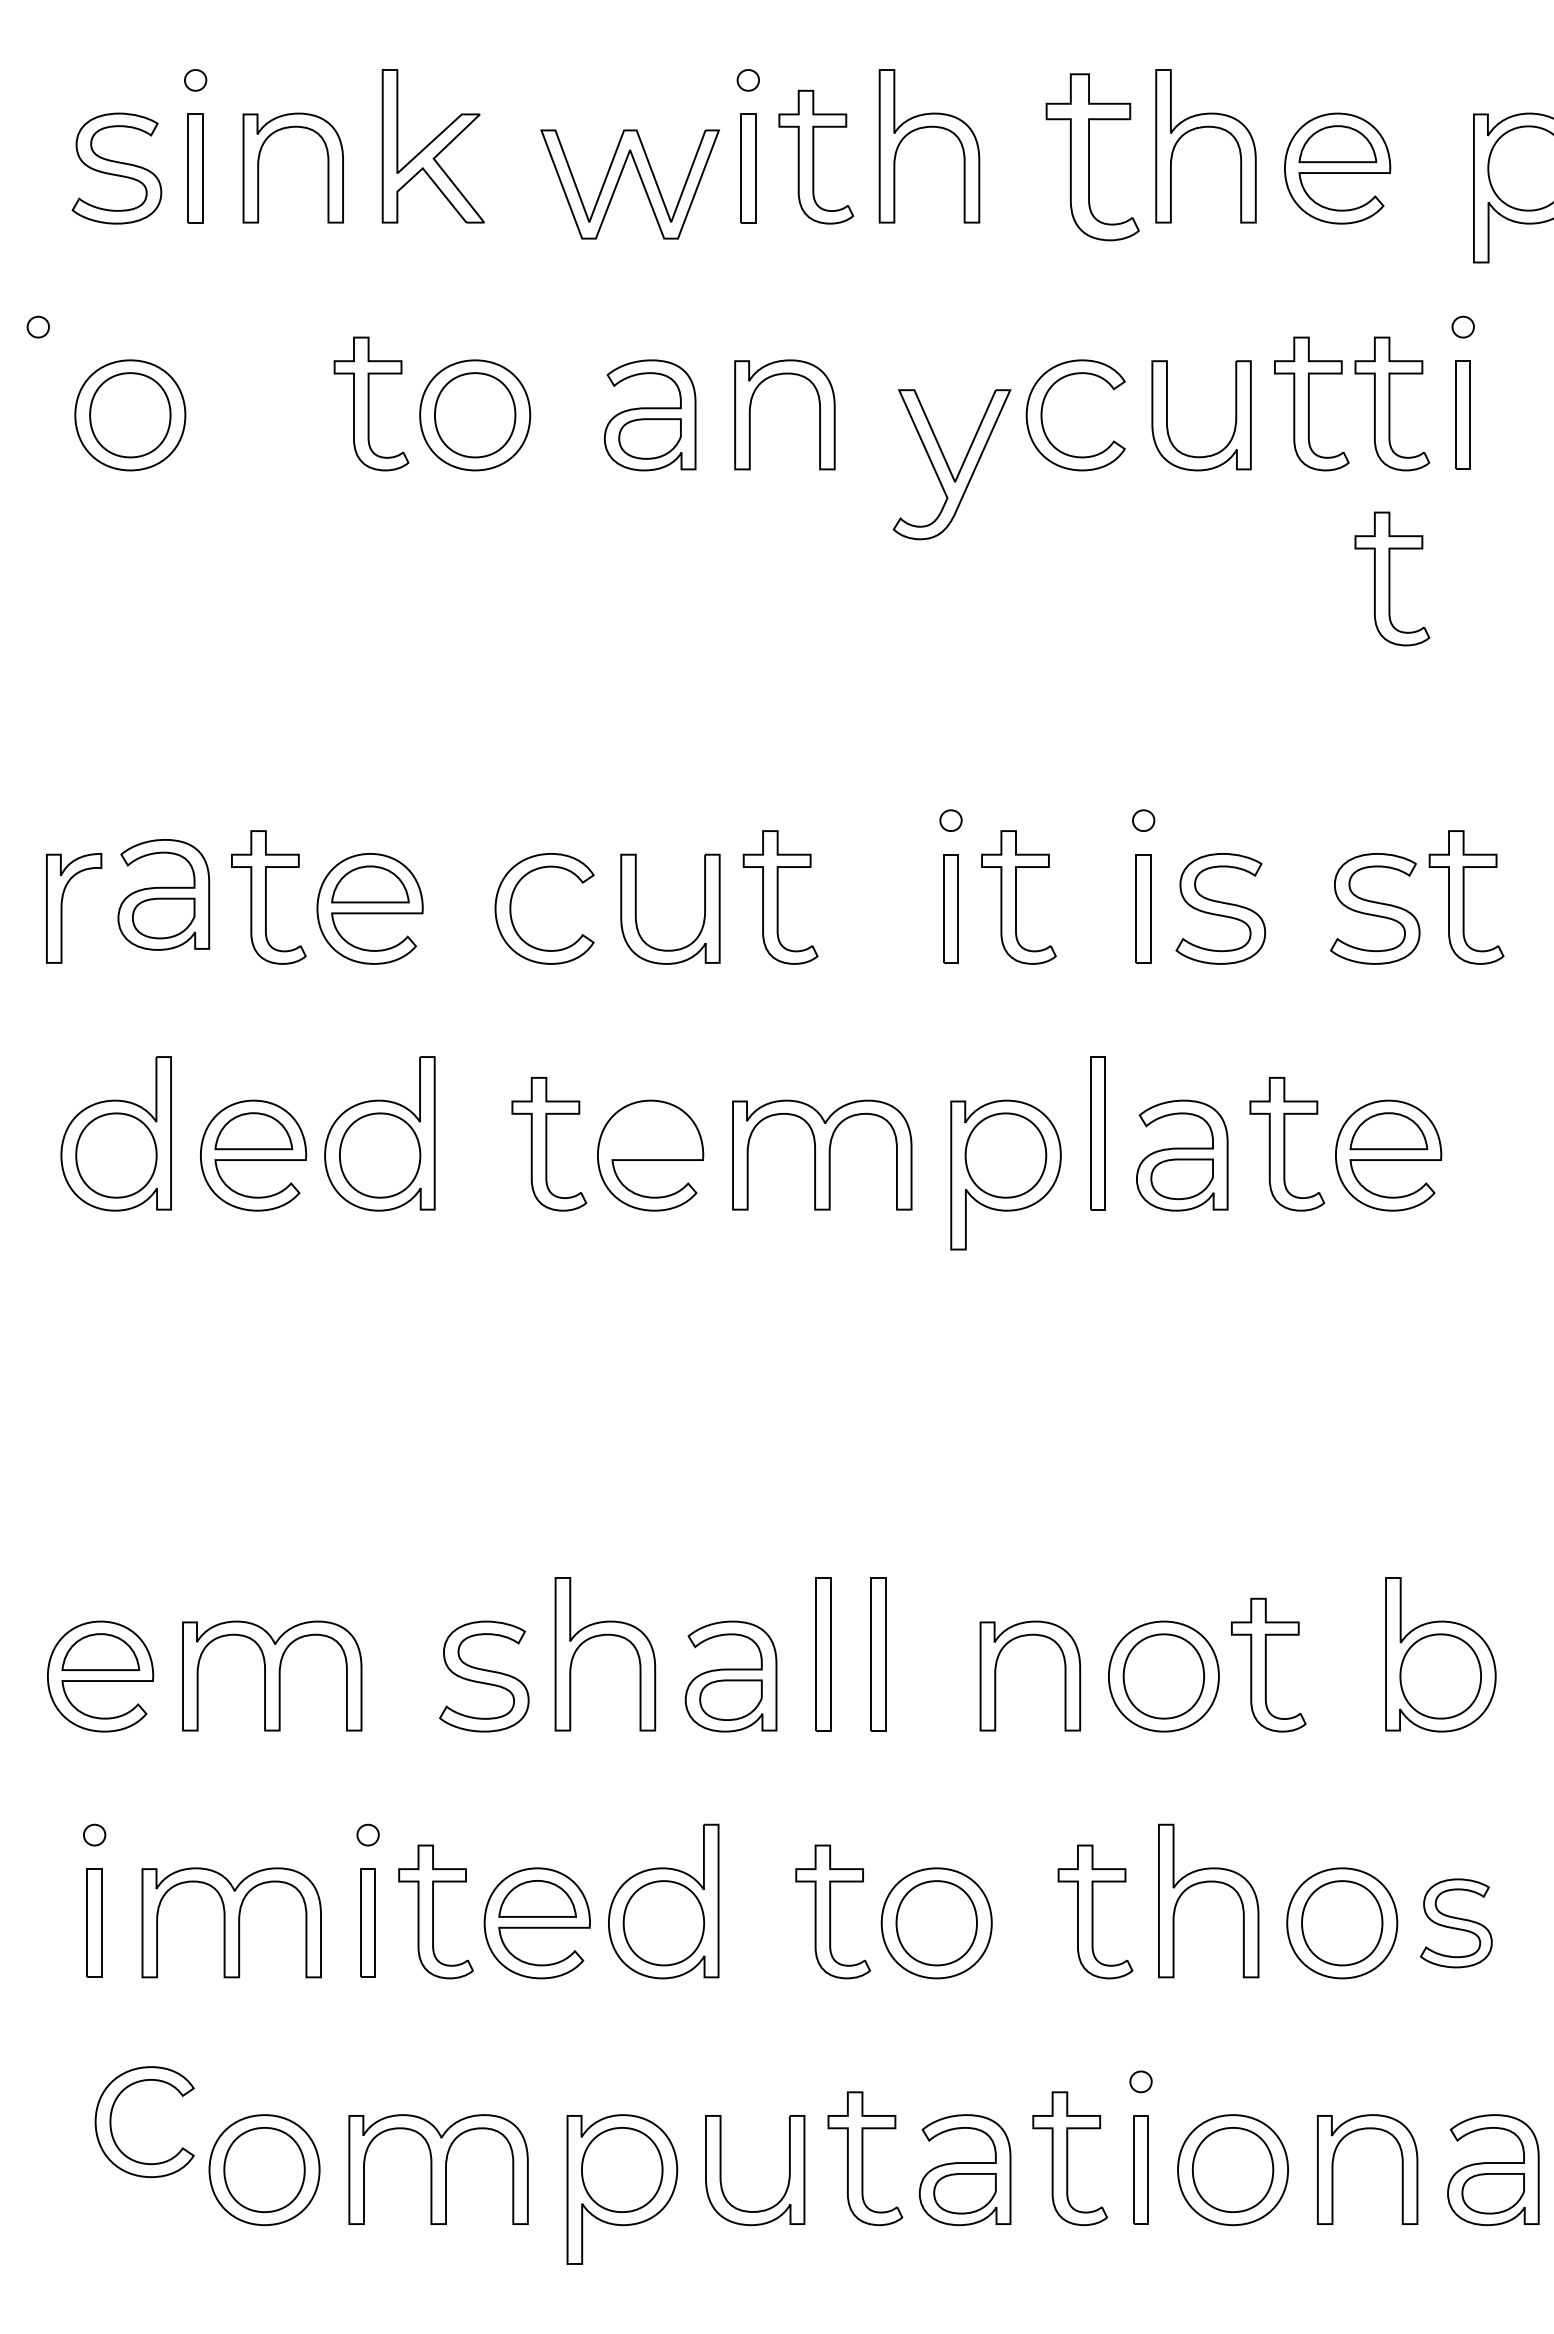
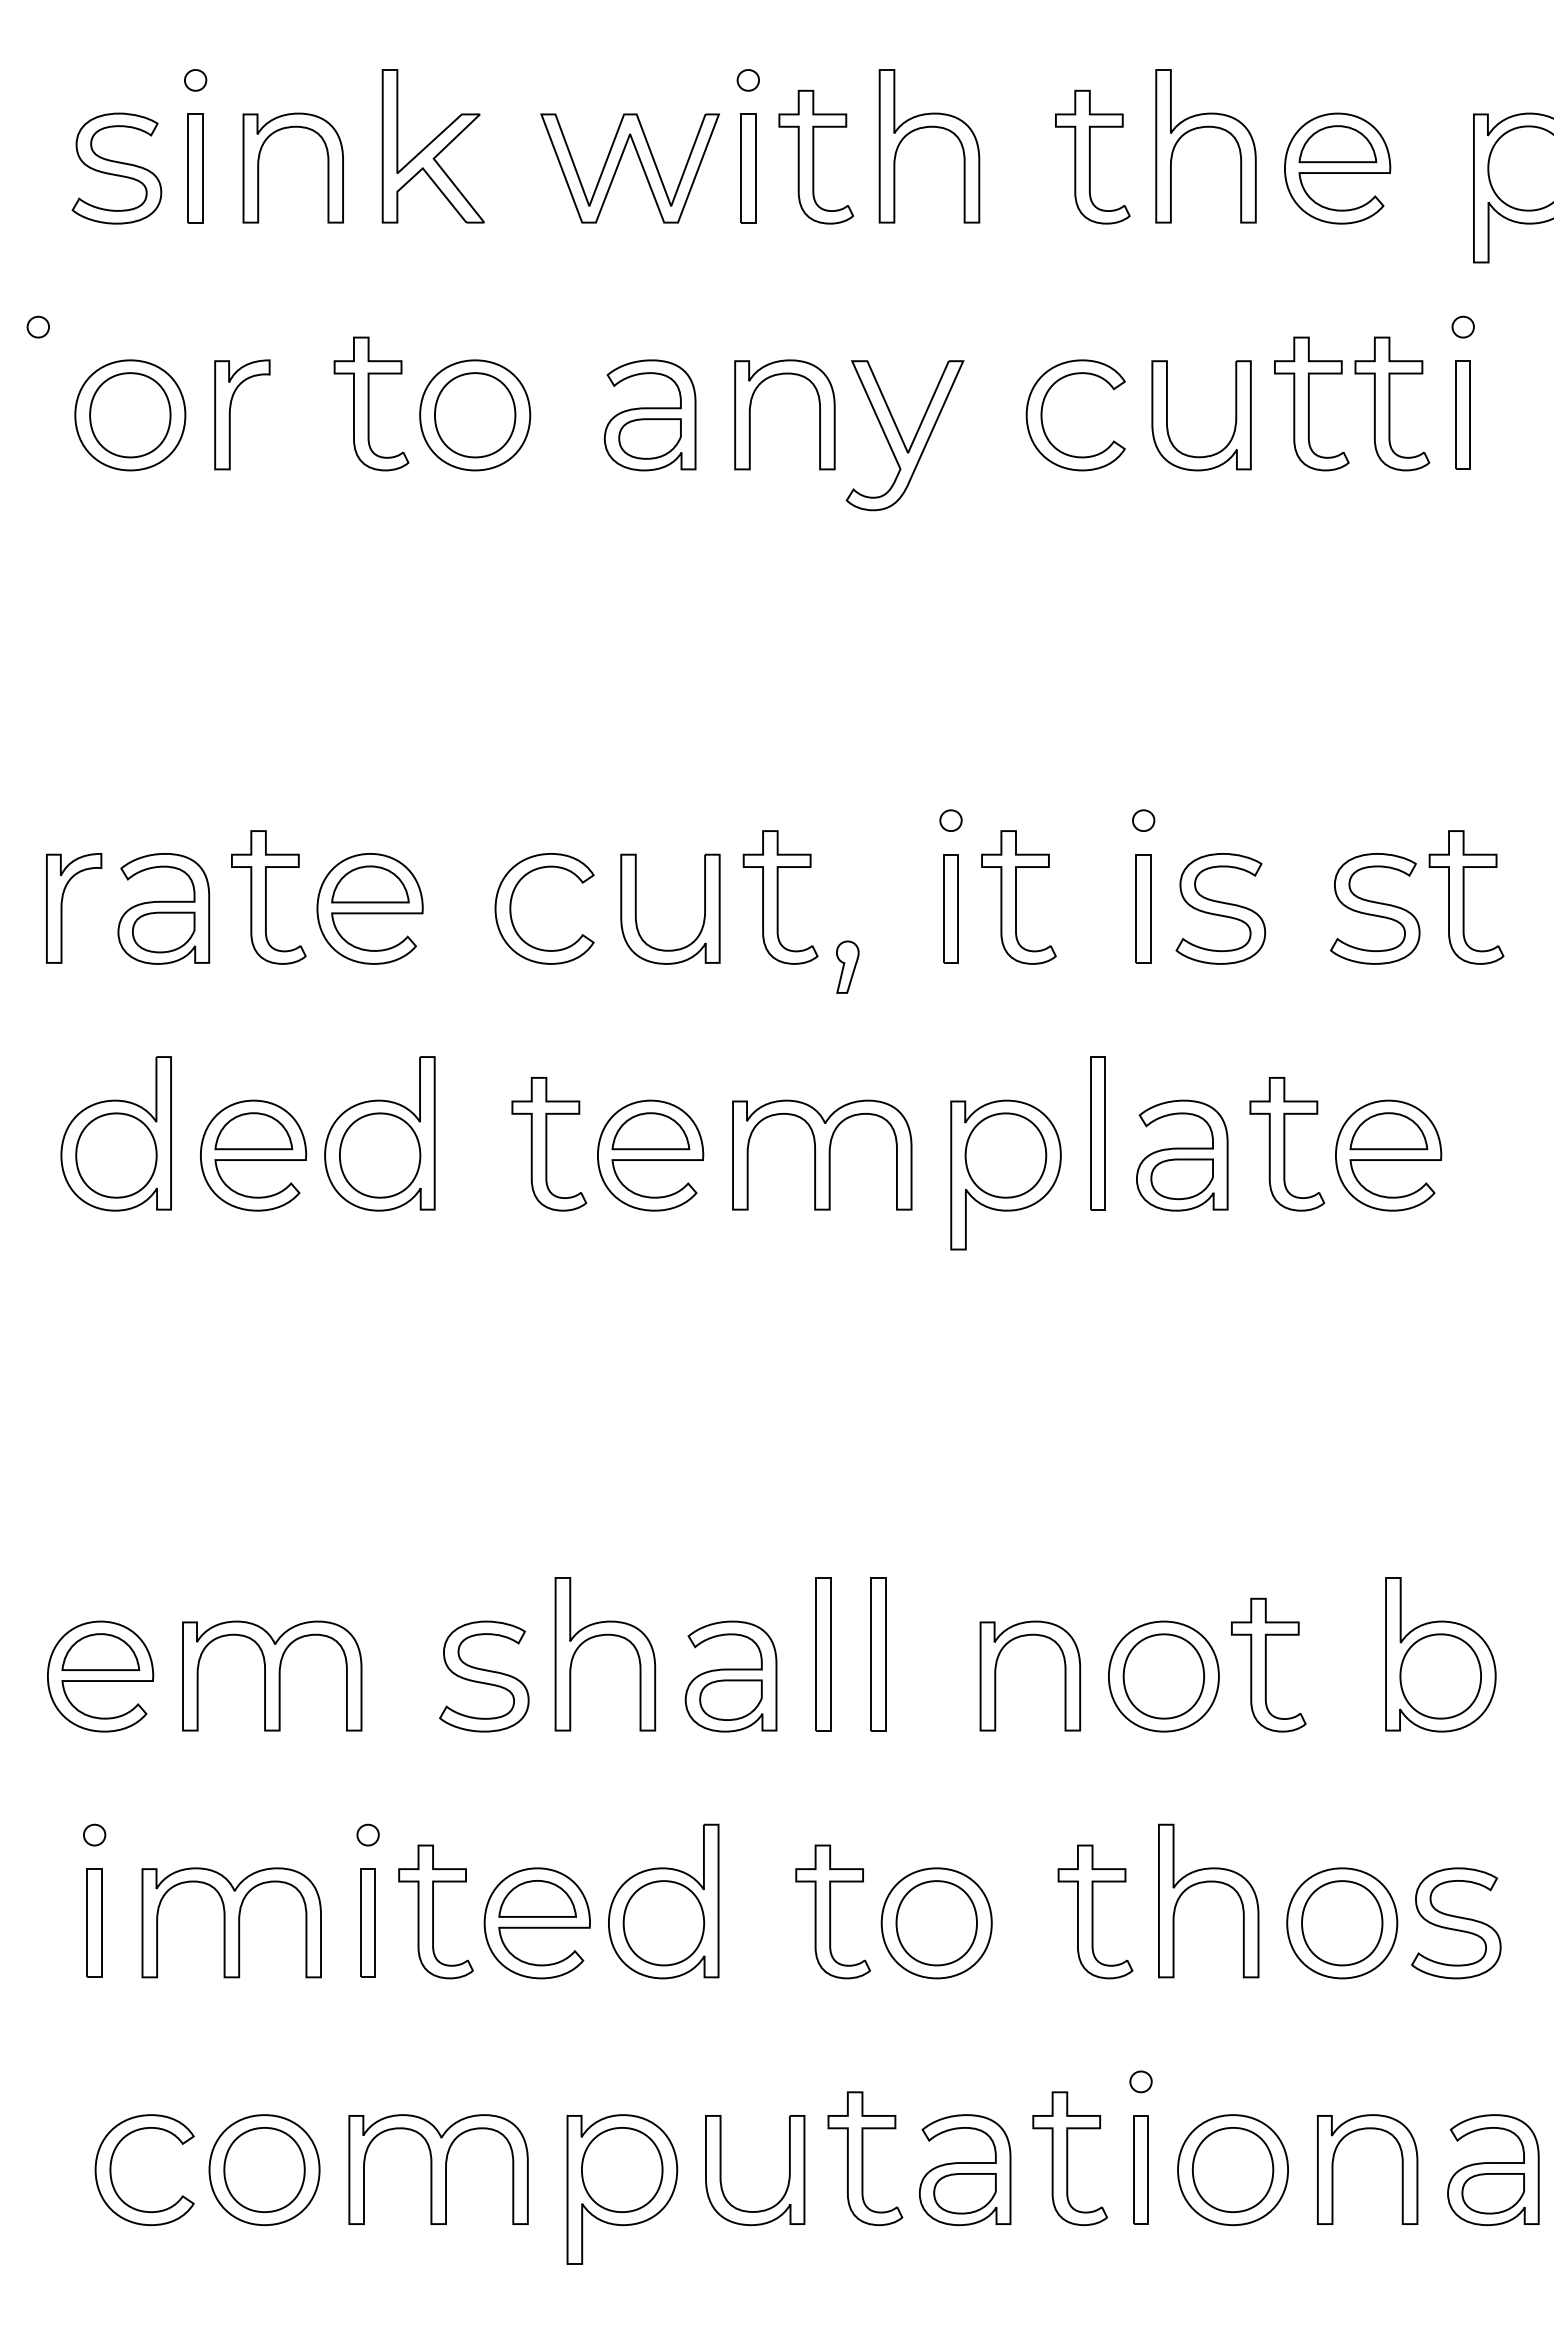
part size: 95x169 px -> 76x136 px (1092, 156)
part position: (640, 180) -> (640, 164) (640, 164)
part: none -> present (230, 414)
part position: (951, 464) -> (904, 435) (904, 435)
part: present -> none (1392, 578)
part position: (163, 894) -> (163, 908) (163, 908)
part: none -> present (847, 966)
part: none -> present (650, 1131)
part size: 73x91 px -> 91x113 px (1456, 1923)
part position: (112, 2113) -> (112, 2161) (112, 2161)
